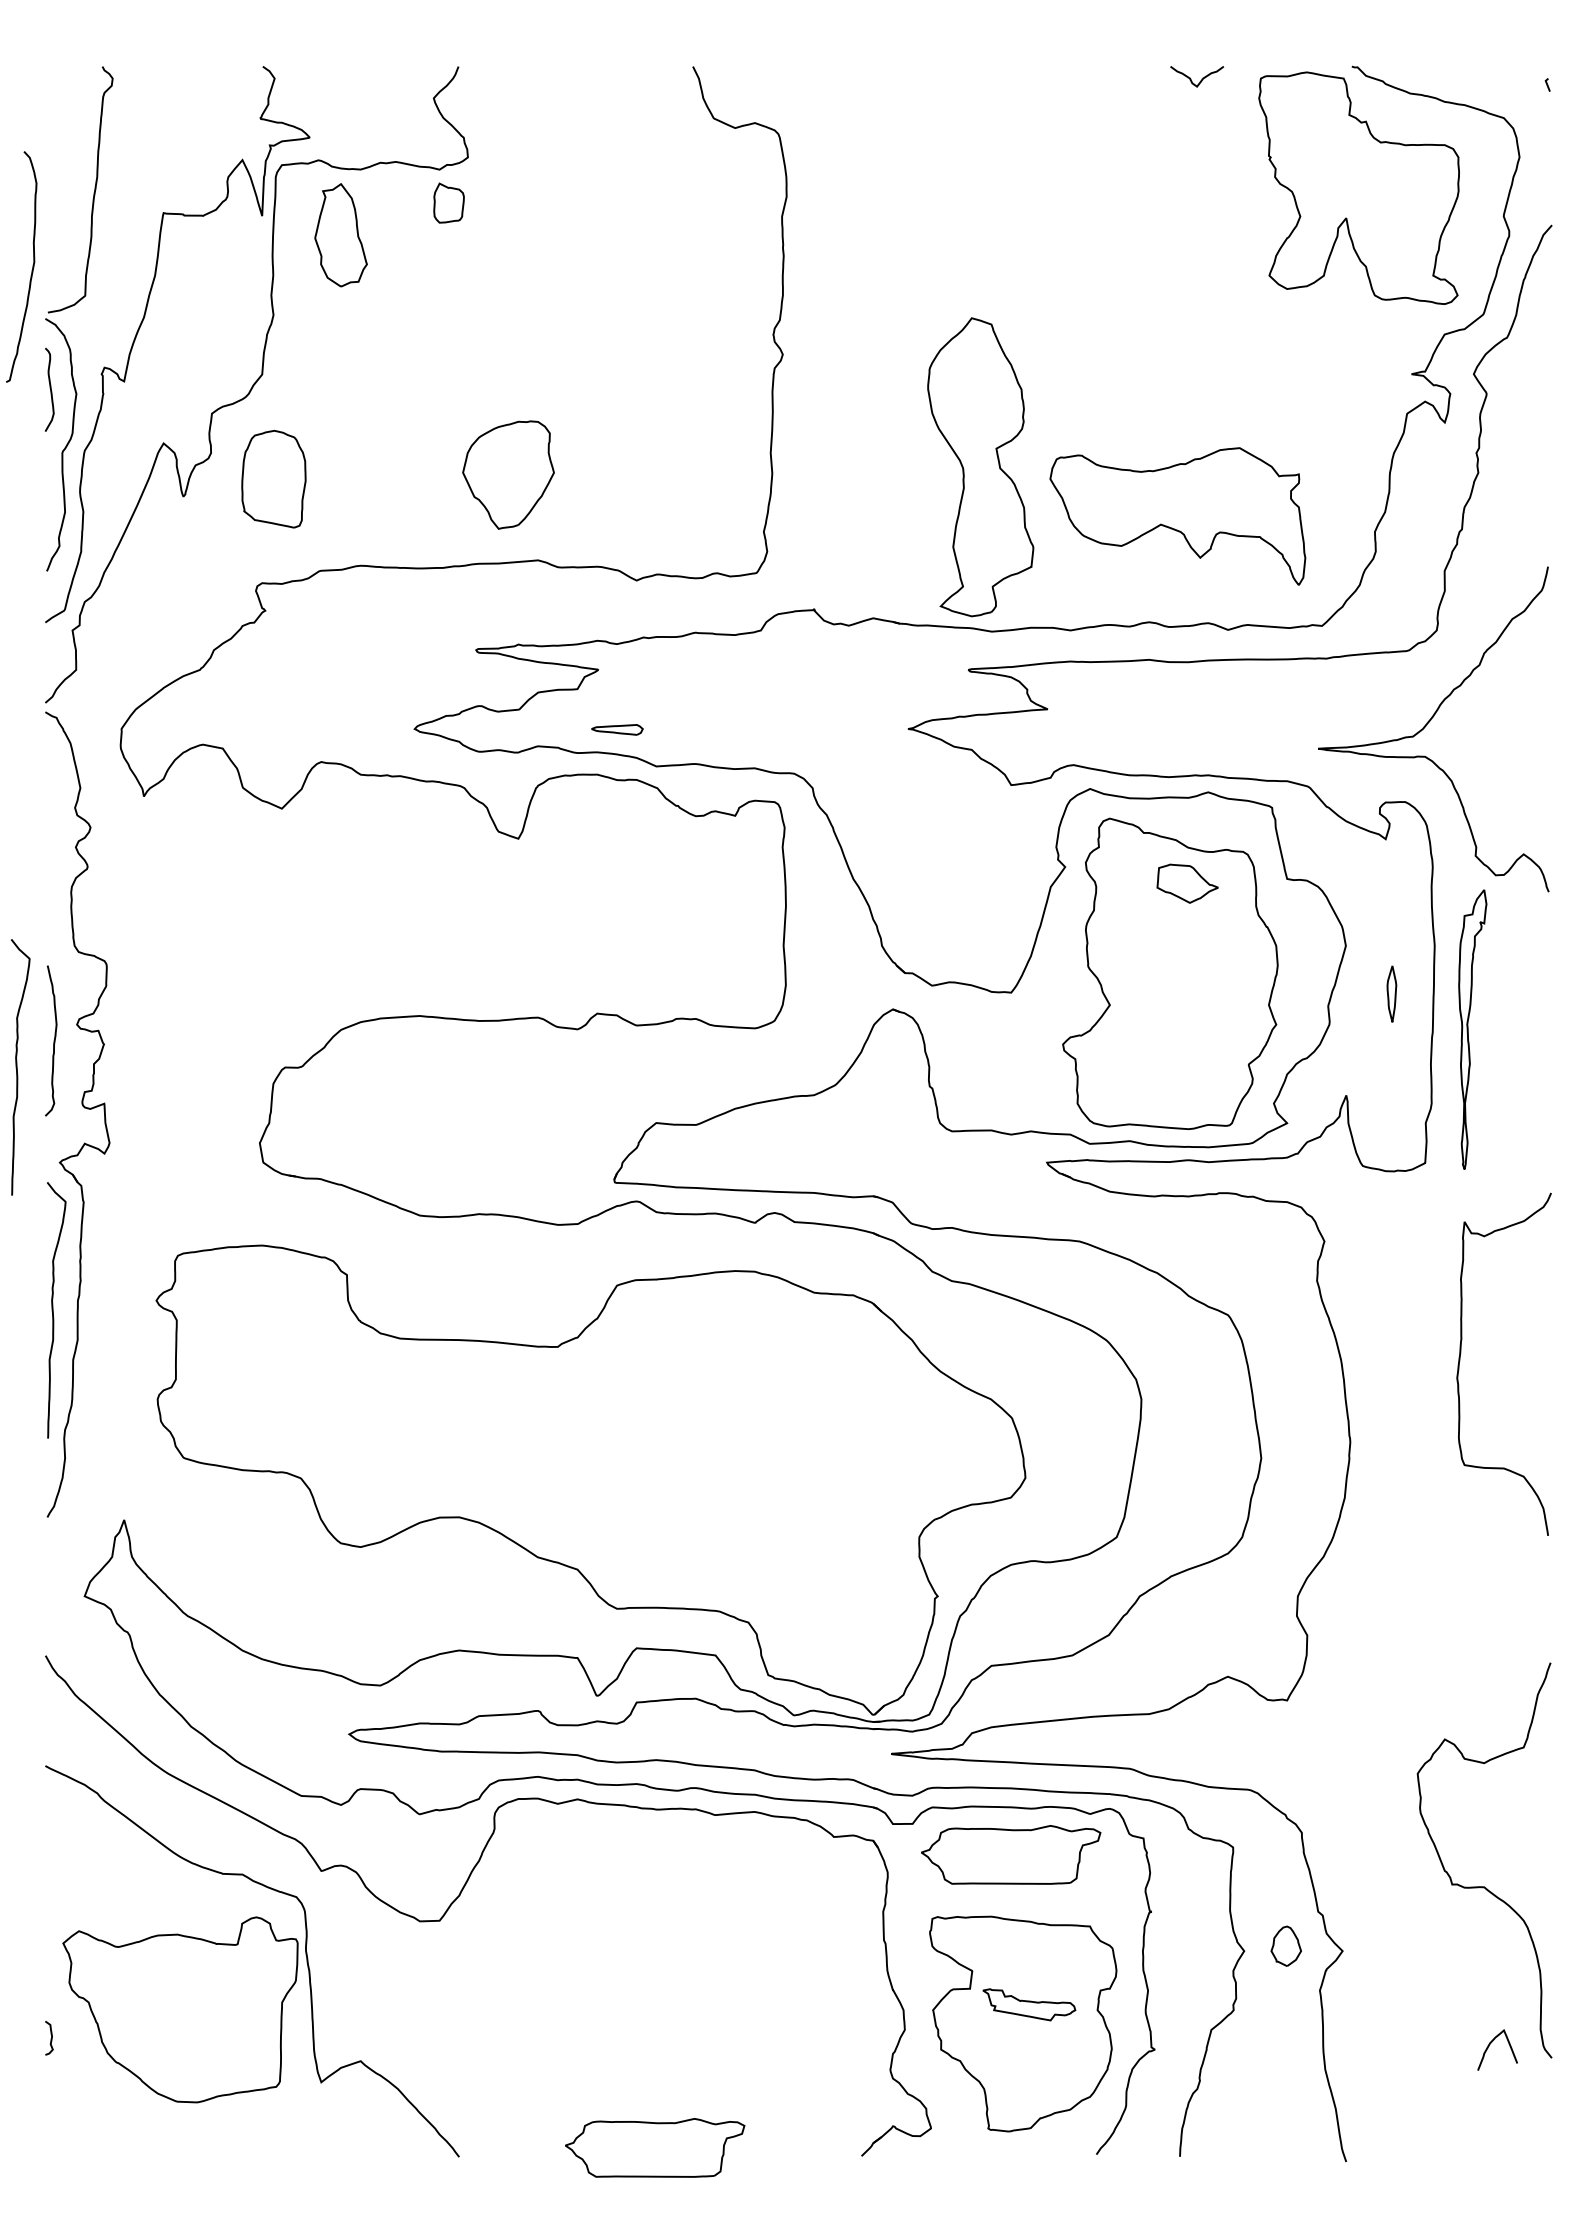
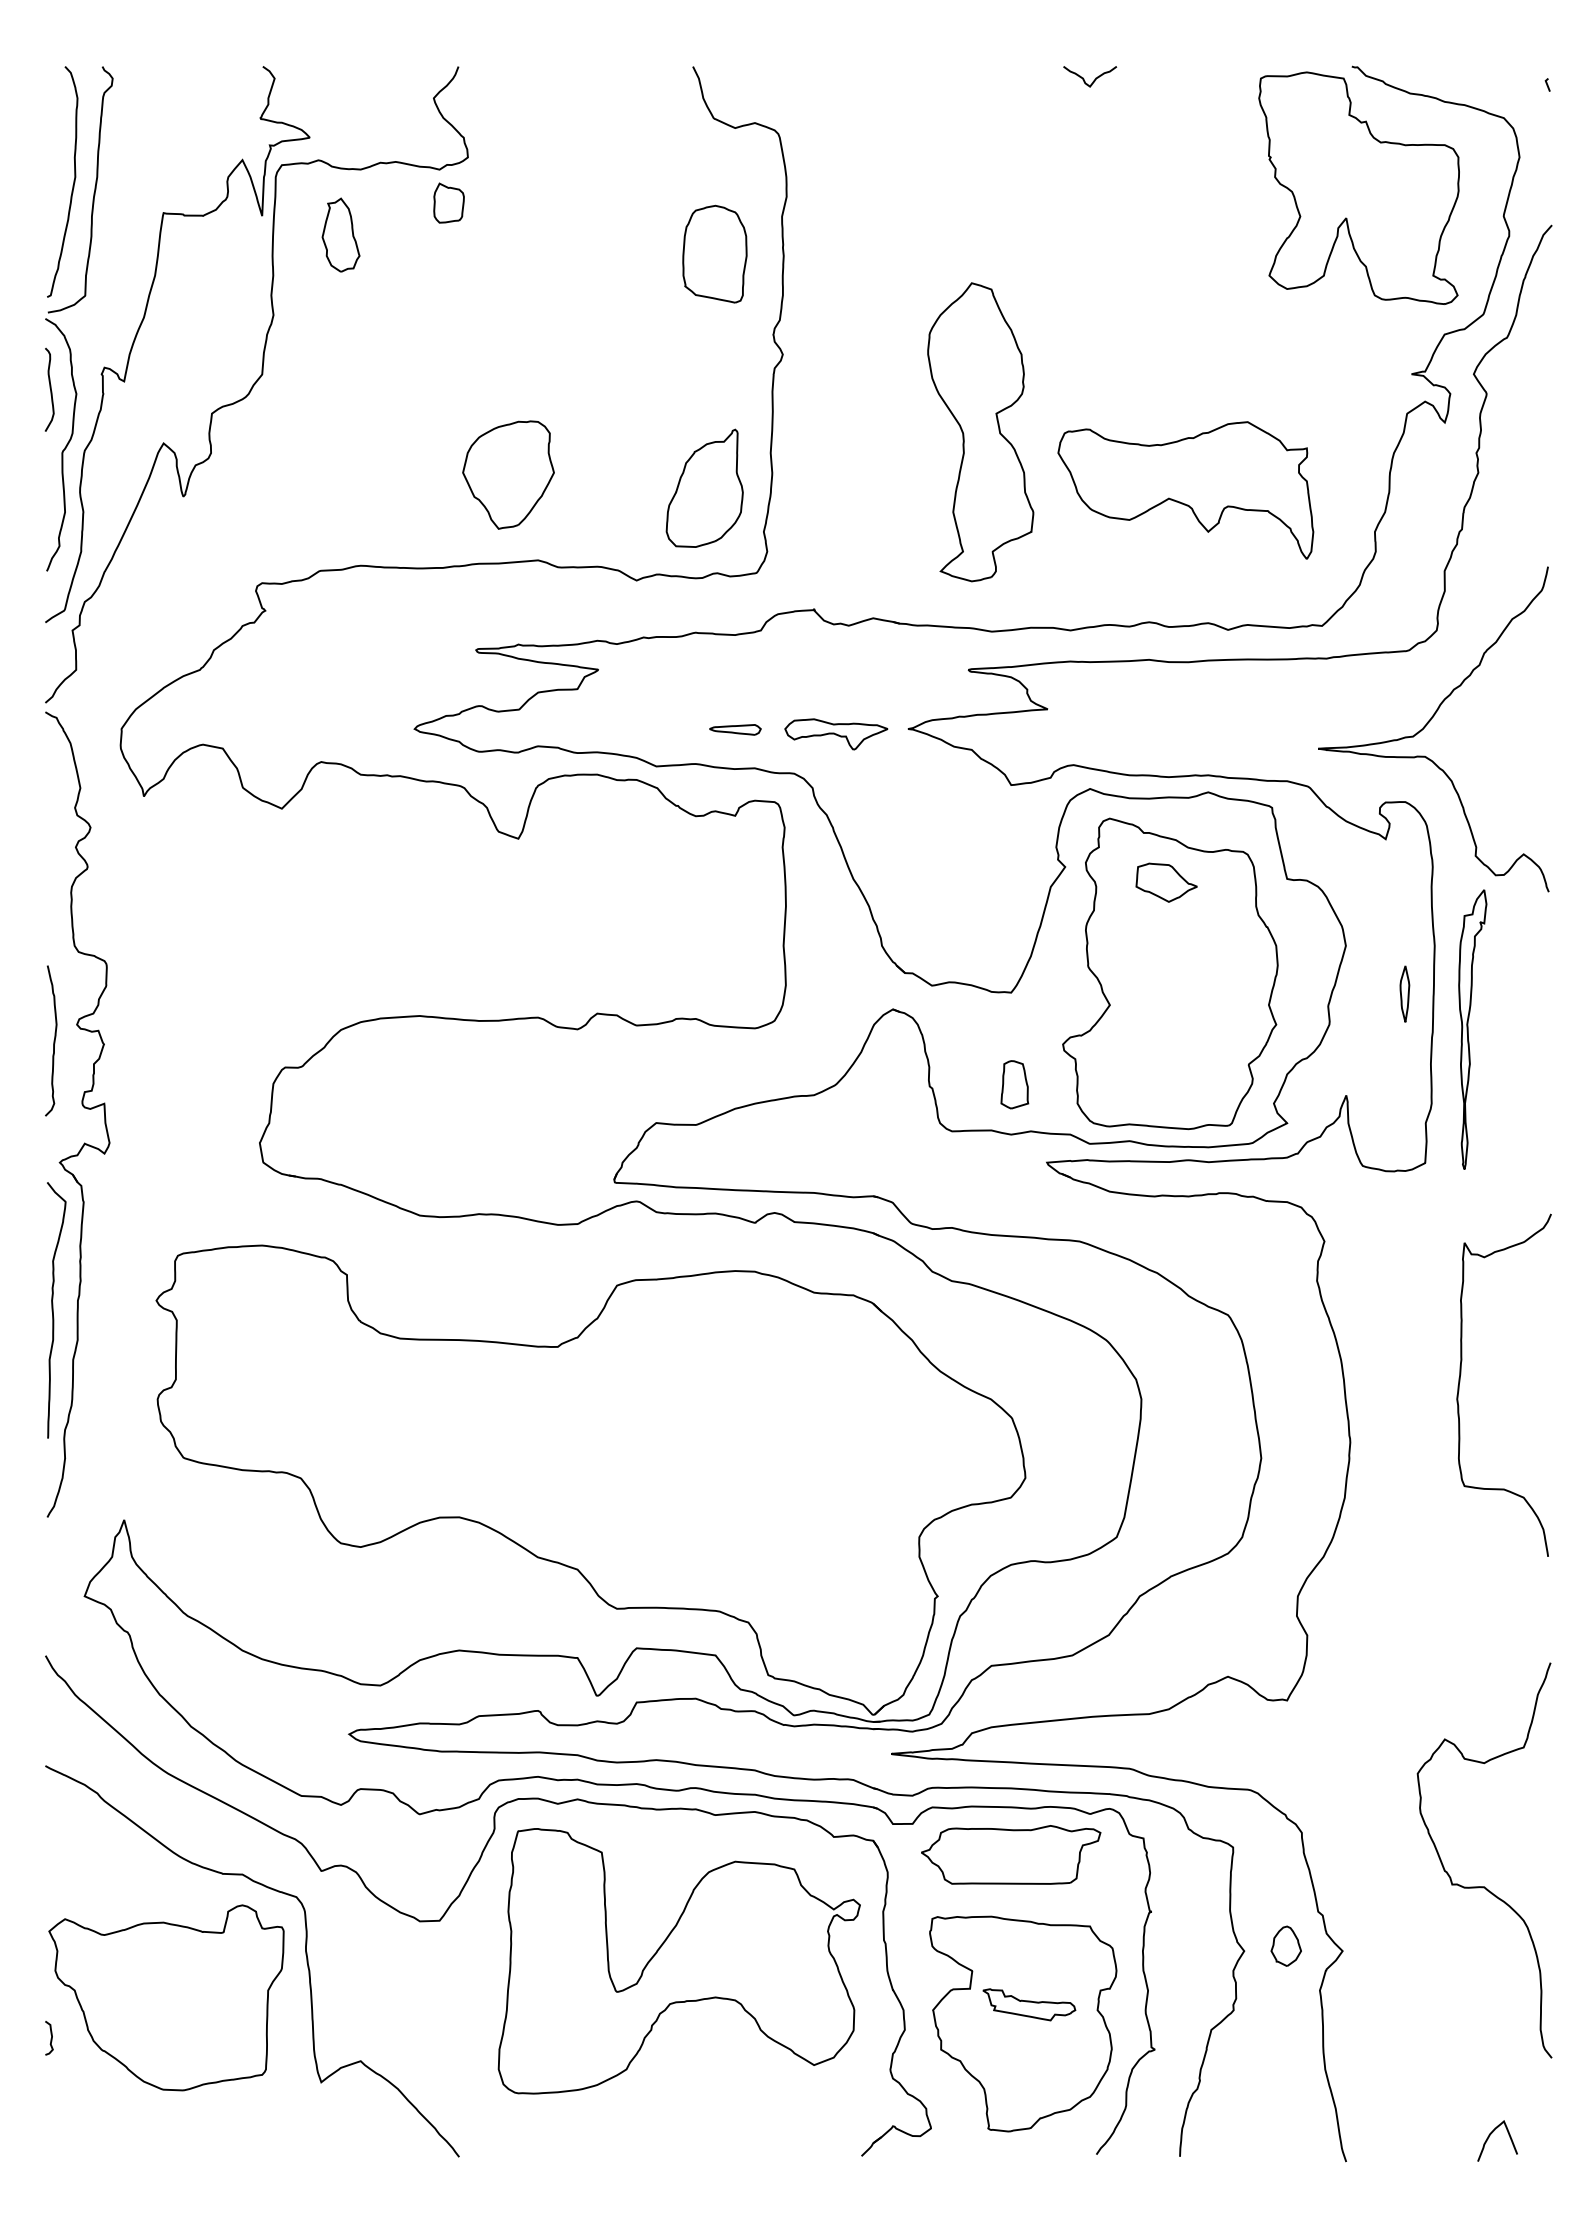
curve position: (1201, 79) -> (1094, 79) (1094, 79)
part size: 54x105 px -> 40x76 px (340, 234)
curve position: (31, 270) -> (72, 185) (72, 185)
part position: (980, 467) -> (980, 432) (980, 432)
part position: (273, 478) -> (714, 253) (714, 253)
part: none -> present (704, 487)
part position: (1177, 516) -> (1185, 490) (1185, 490)
part position: (617, 729) -> (735, 729) (735, 729)
part: none -> present (836, 734)
part position: (1187, 883) -> (1166, 882) (1166, 882)
part position: (1391, 993) -> (1404, 993) (1404, 993)
curve: present -> none (17, 1067)
part: none -> present (1014, 1084)
curve position: (1460, 1361) -> (1460, 1382) (1460, 1382)
part: none -> present (678, 1961)
part position: (180, 2009) -> (166, 1997) (166, 1997)
curve position: (1491, 2043) -> (1491, 2134) (1491, 2134)
part: present -> none (655, 2147)
